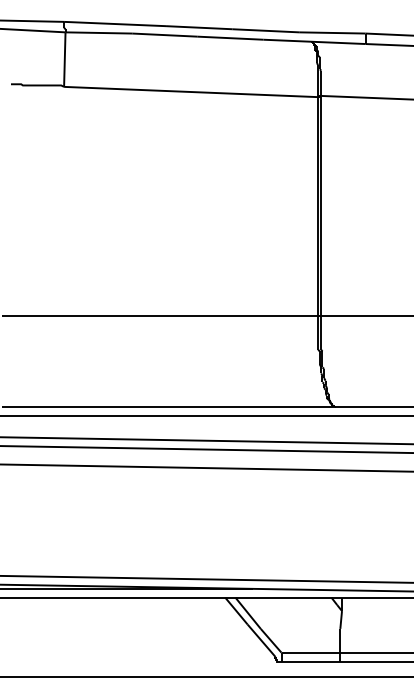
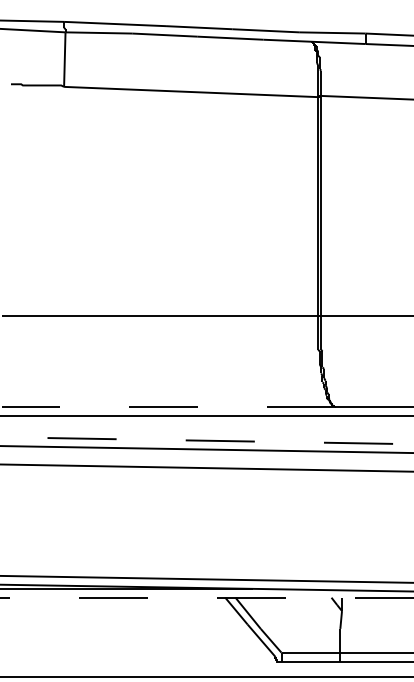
line: solid -> dashed (169, 407)
line: solid -> dashed (207, 440)
line: solid -> dashed (206, 597)
